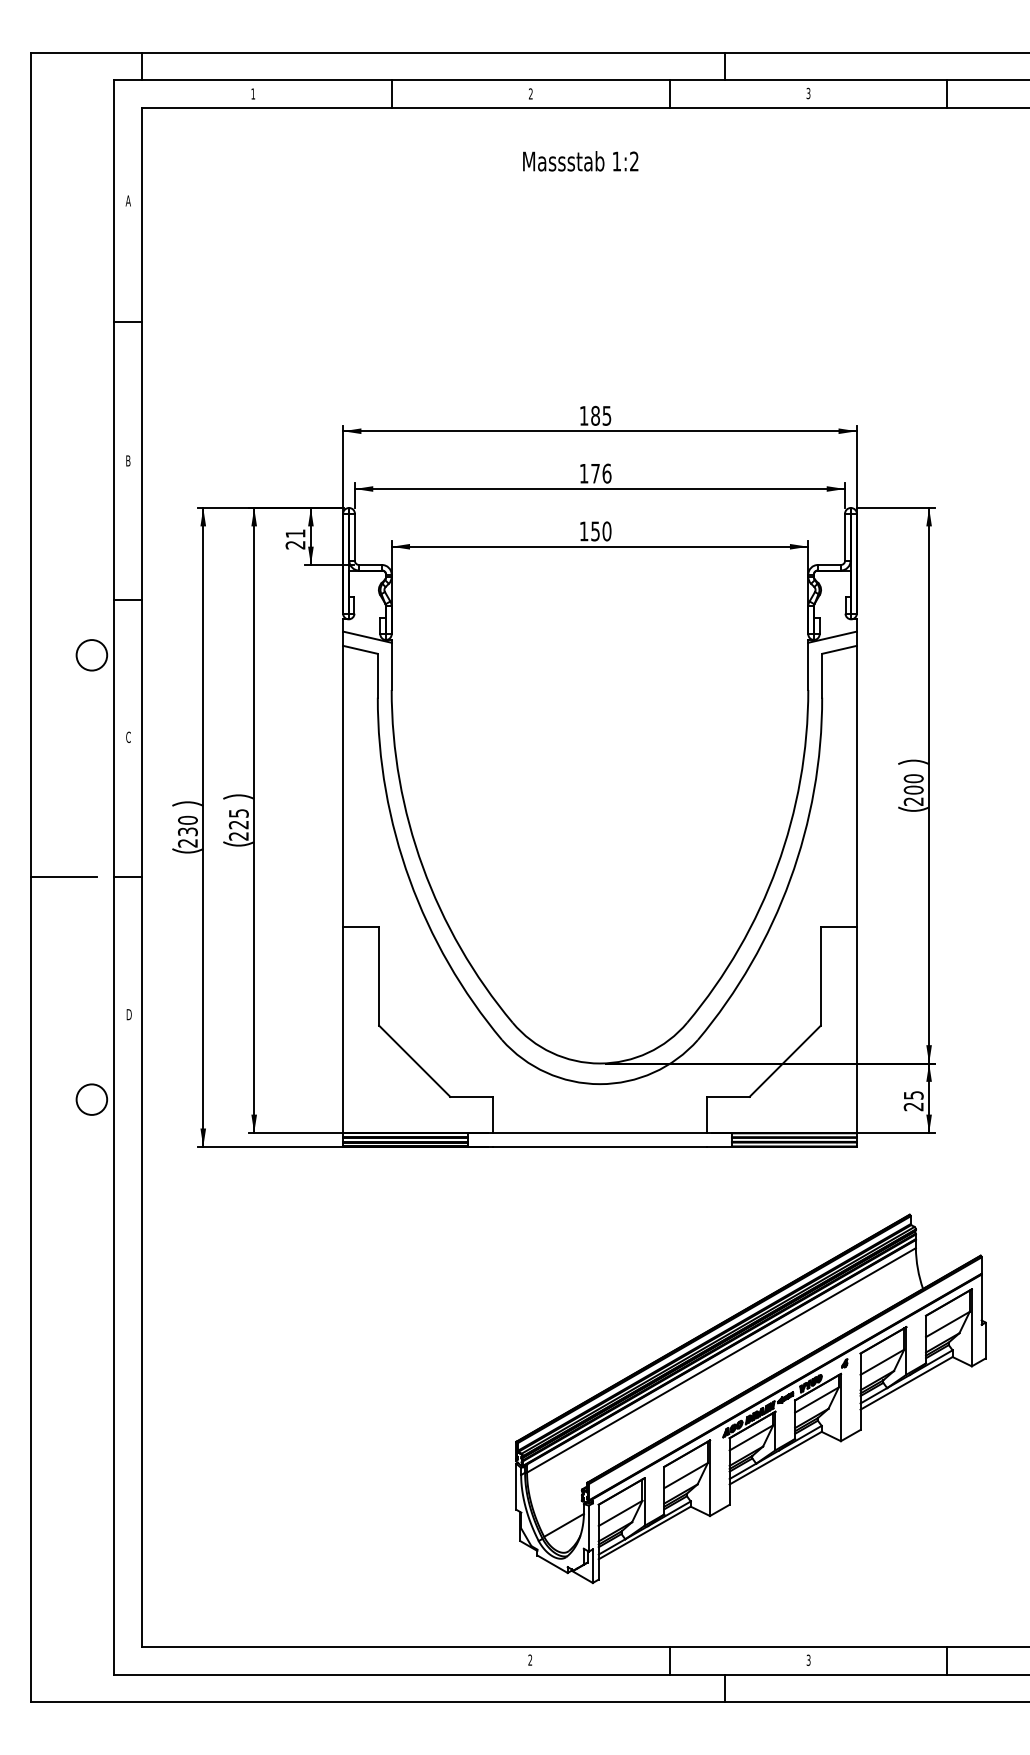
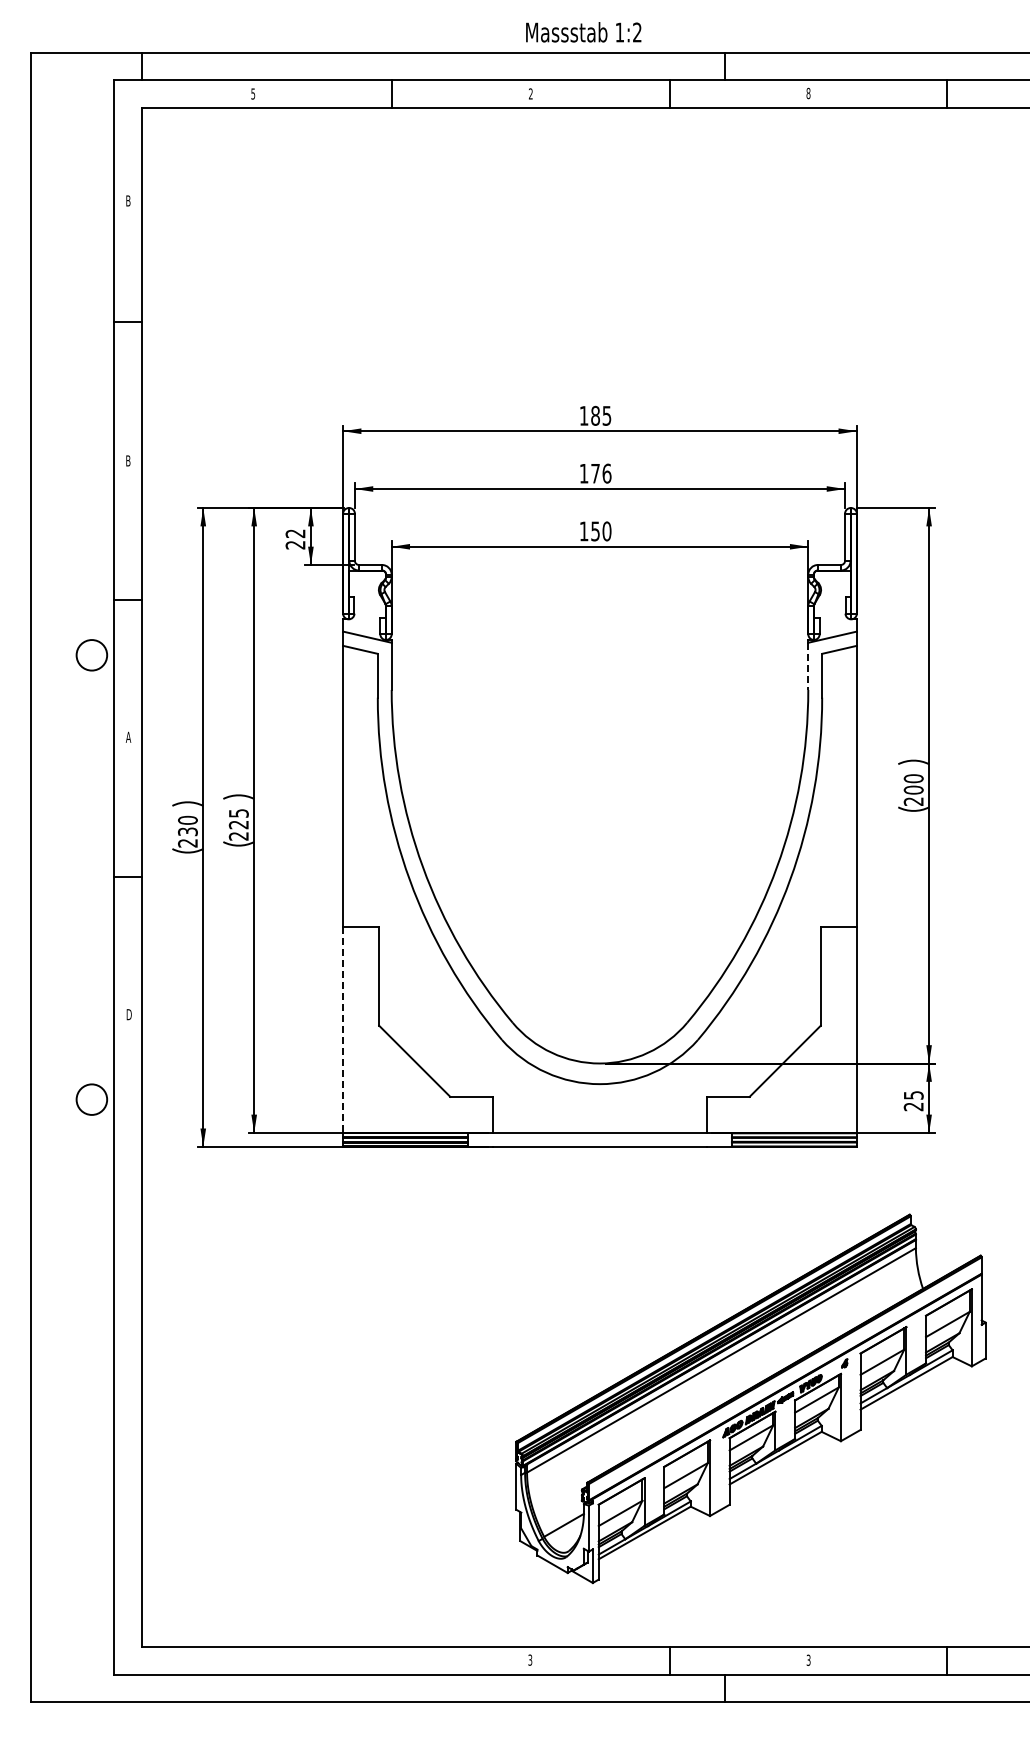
text: 1 -> 5 (253, 93)
text: 3 -> 8 (808, 93)
text position: (580, 161) -> (583, 32) (583, 32)
text: A -> B (127, 200)
text: 21 -> 22 (295, 533)
line: solid -> dashed (808, 666)
text: C -> A (128, 736)
line: present -> none (63, 877)
line: solid -> dashed (343, 1030)
text: 2 -> 3 (530, 1660)
